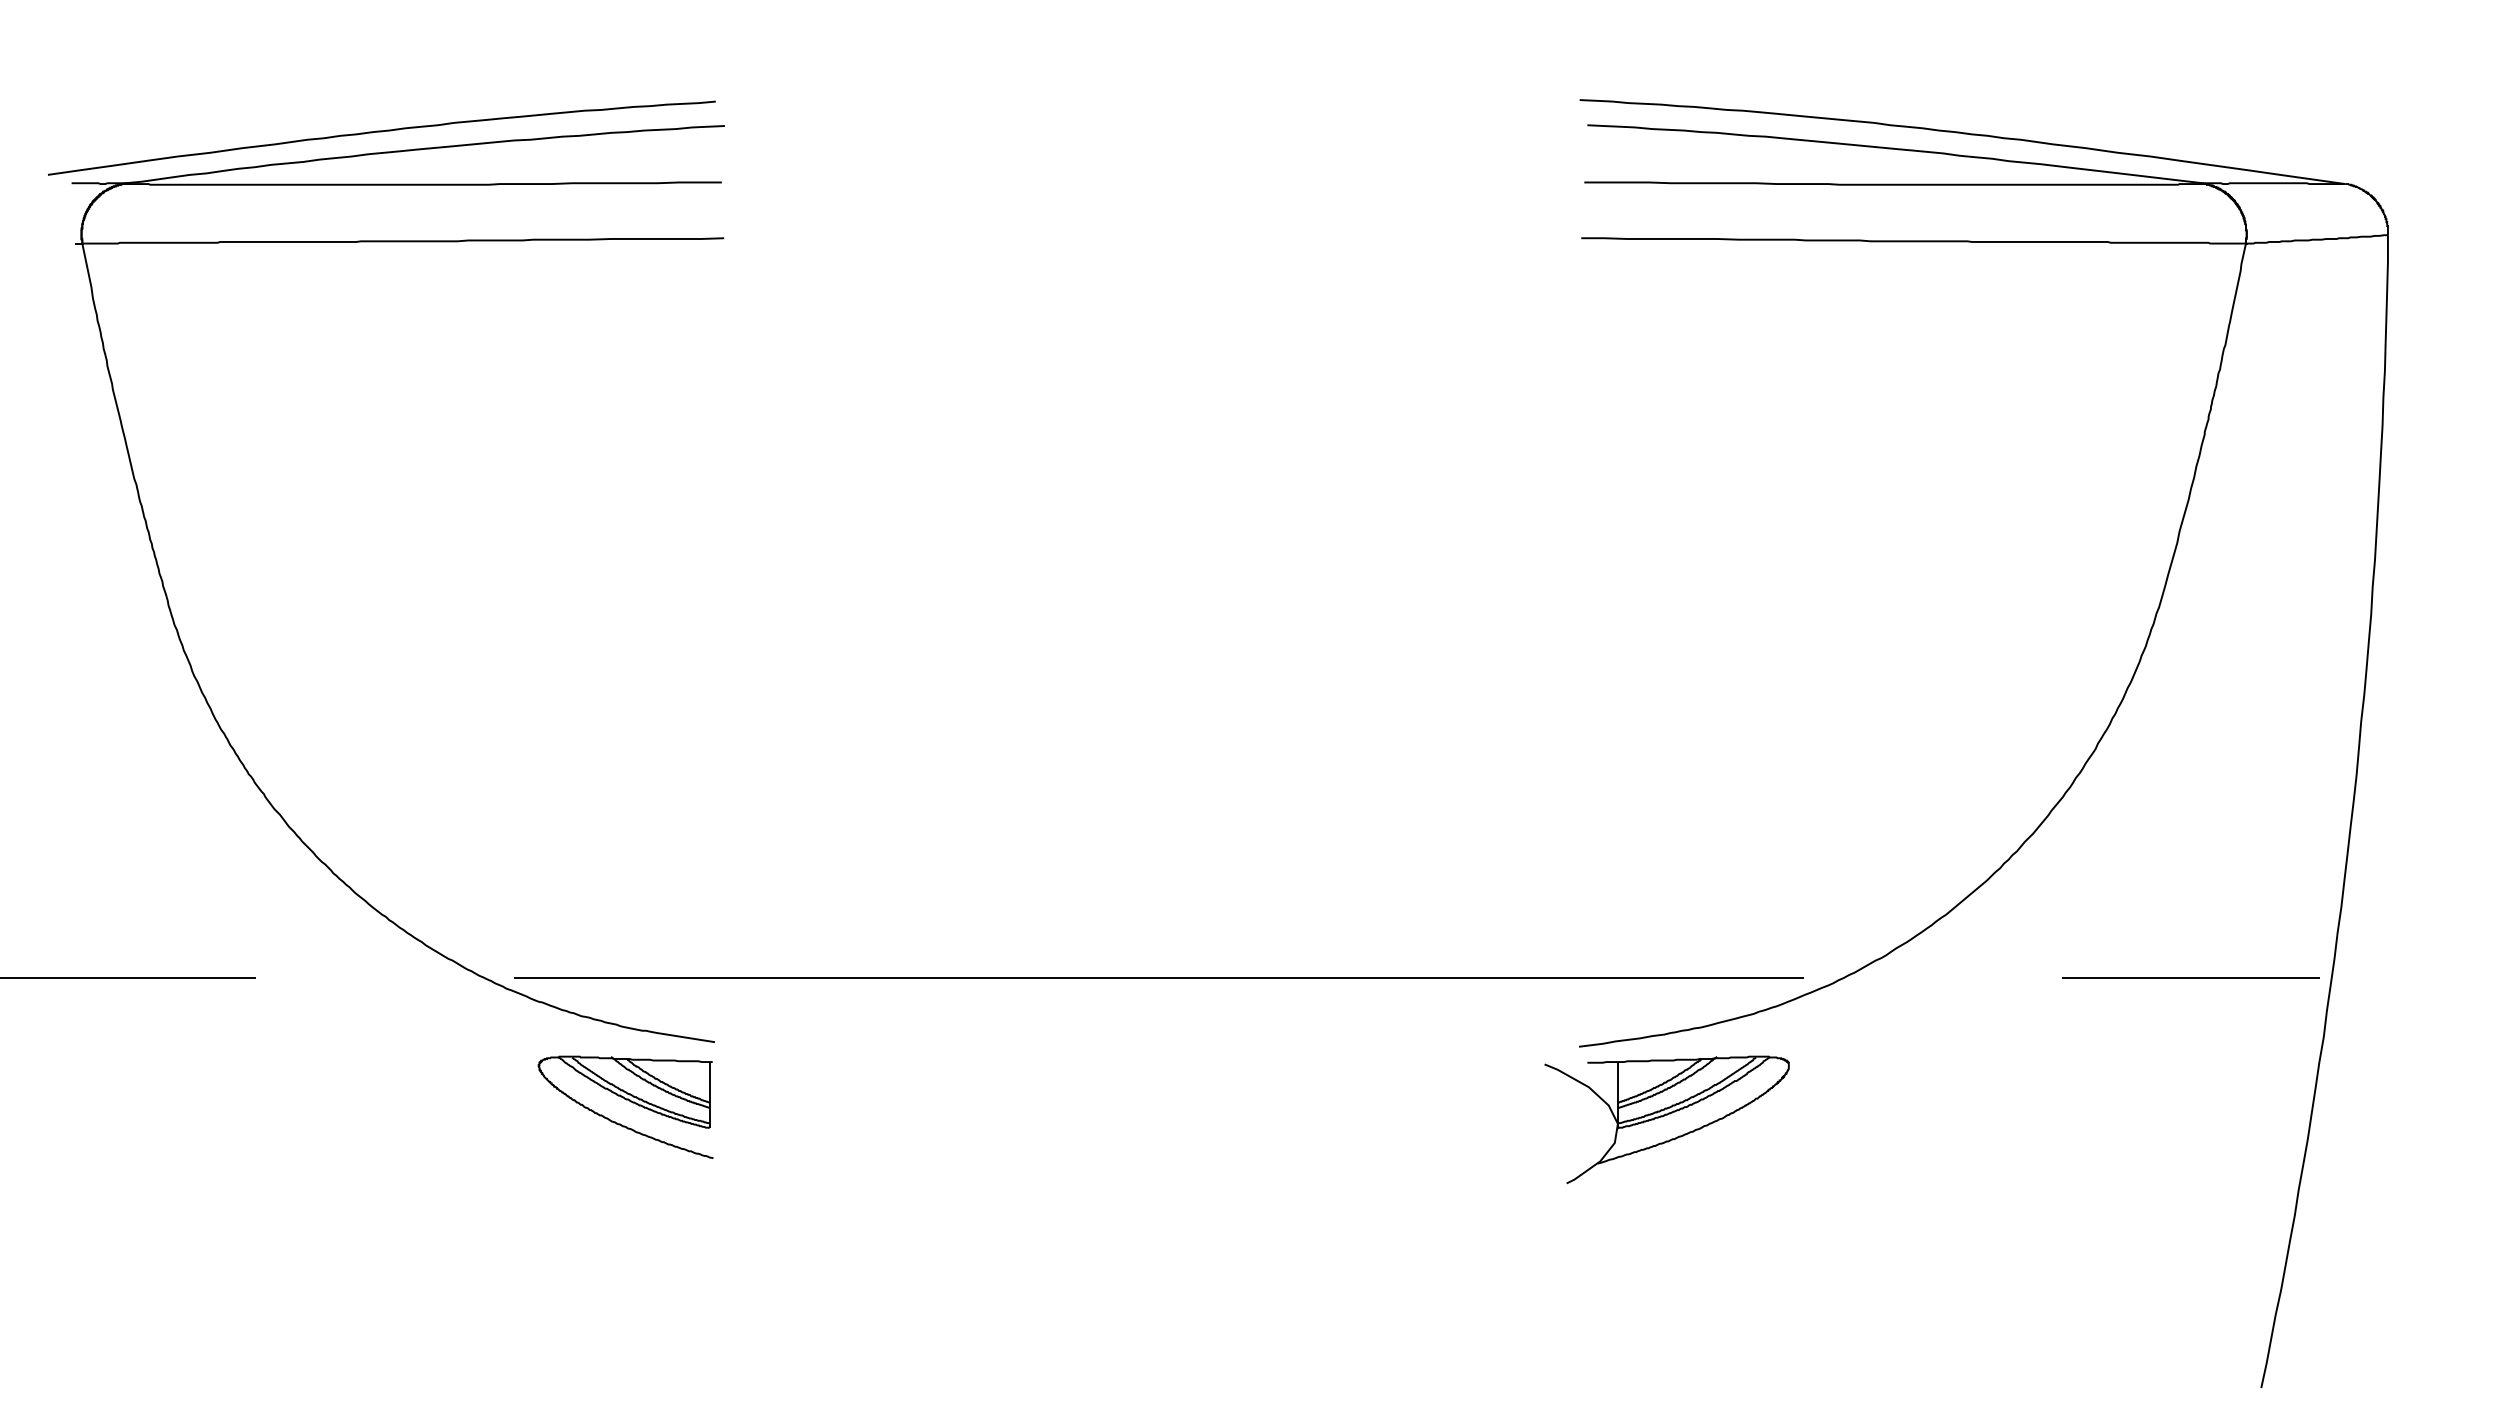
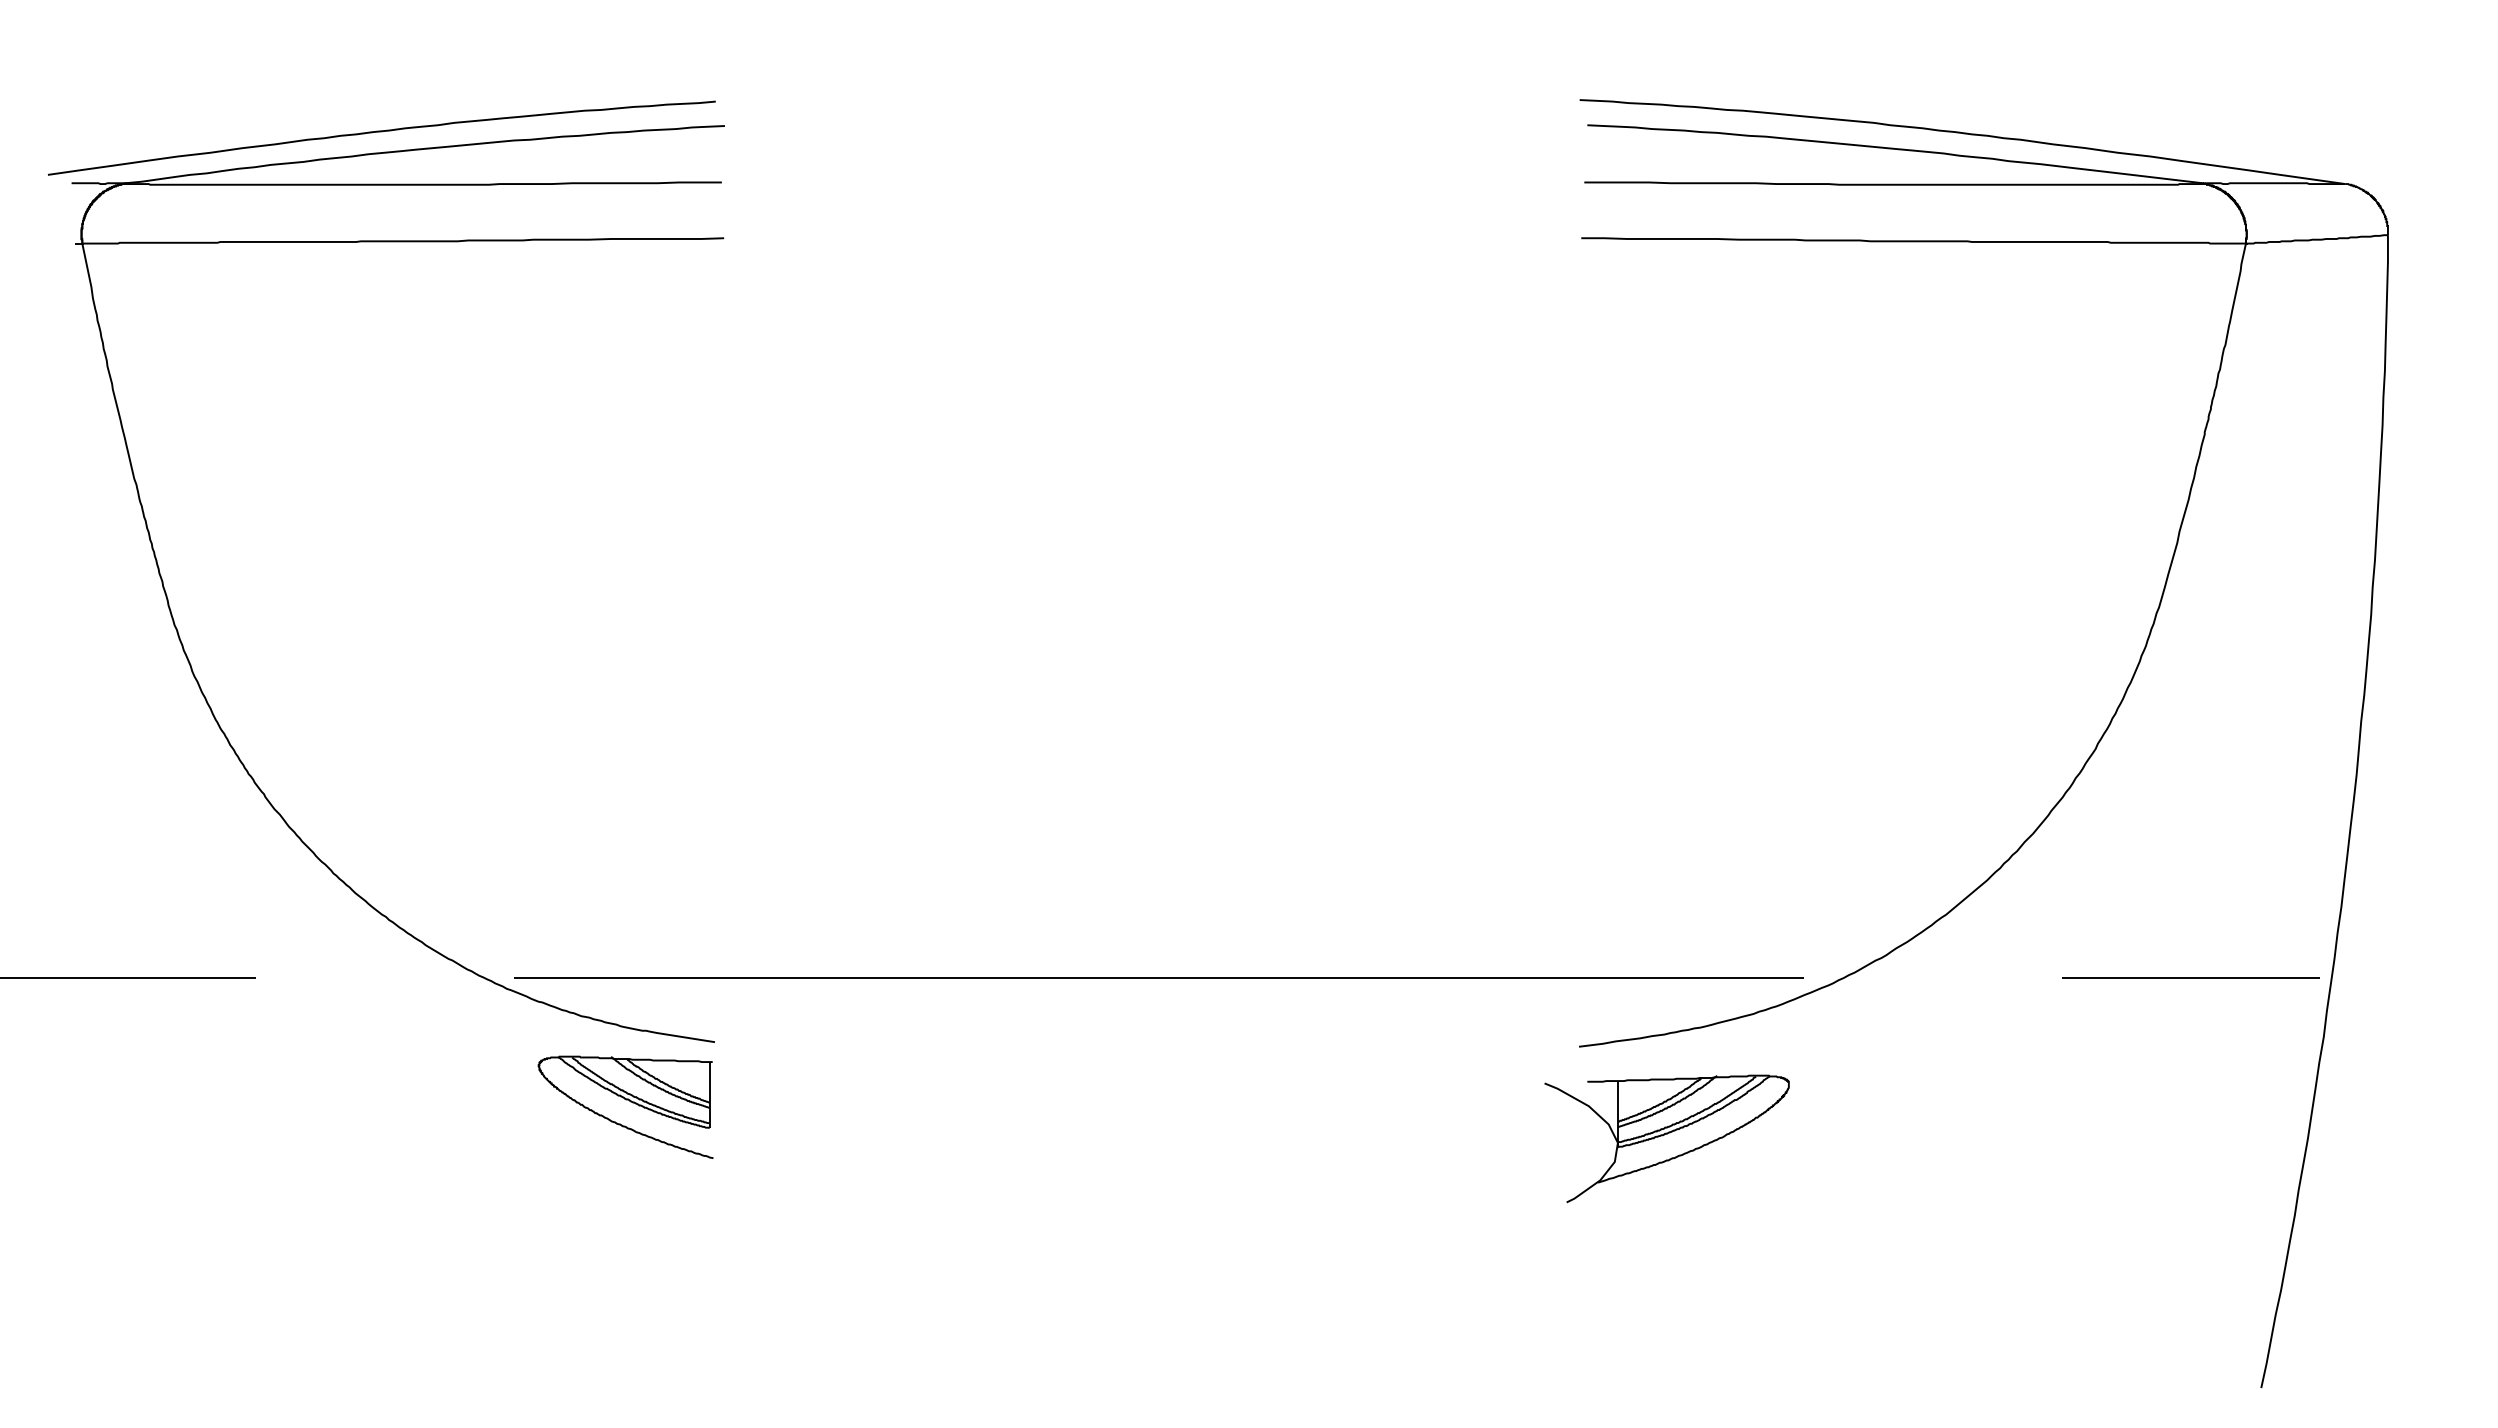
part position: (1666, 1119) -> (1666, 1138) (1666, 1138)
